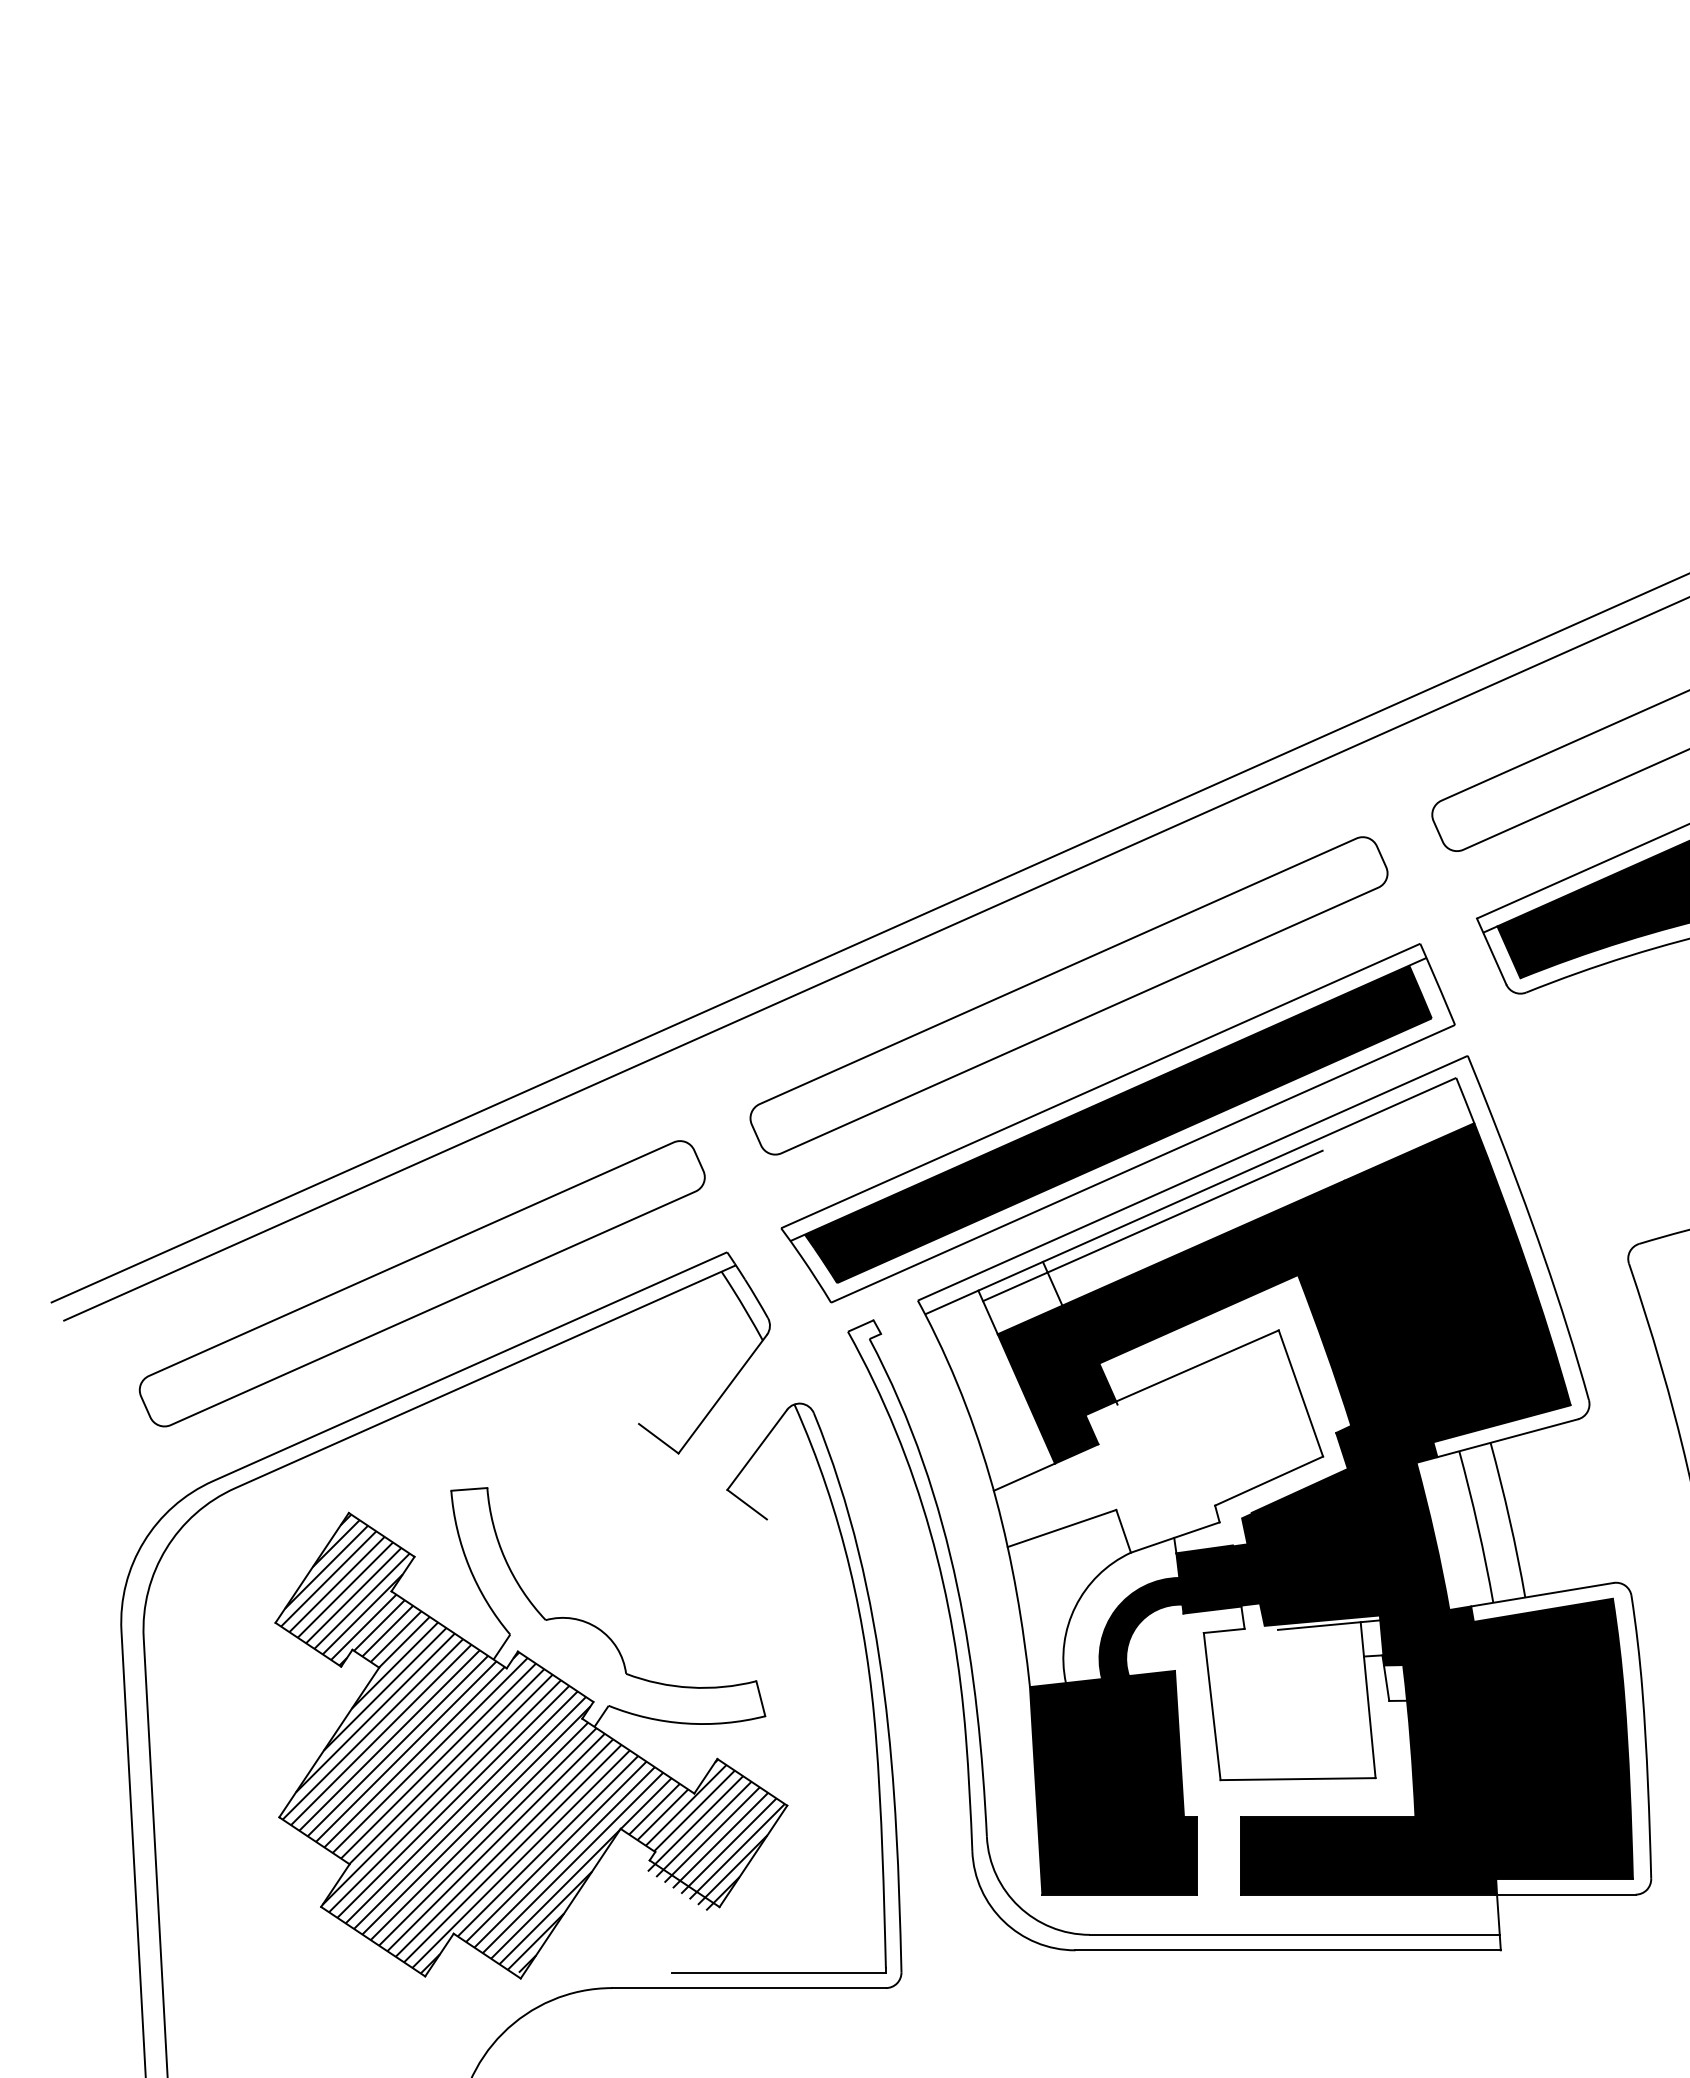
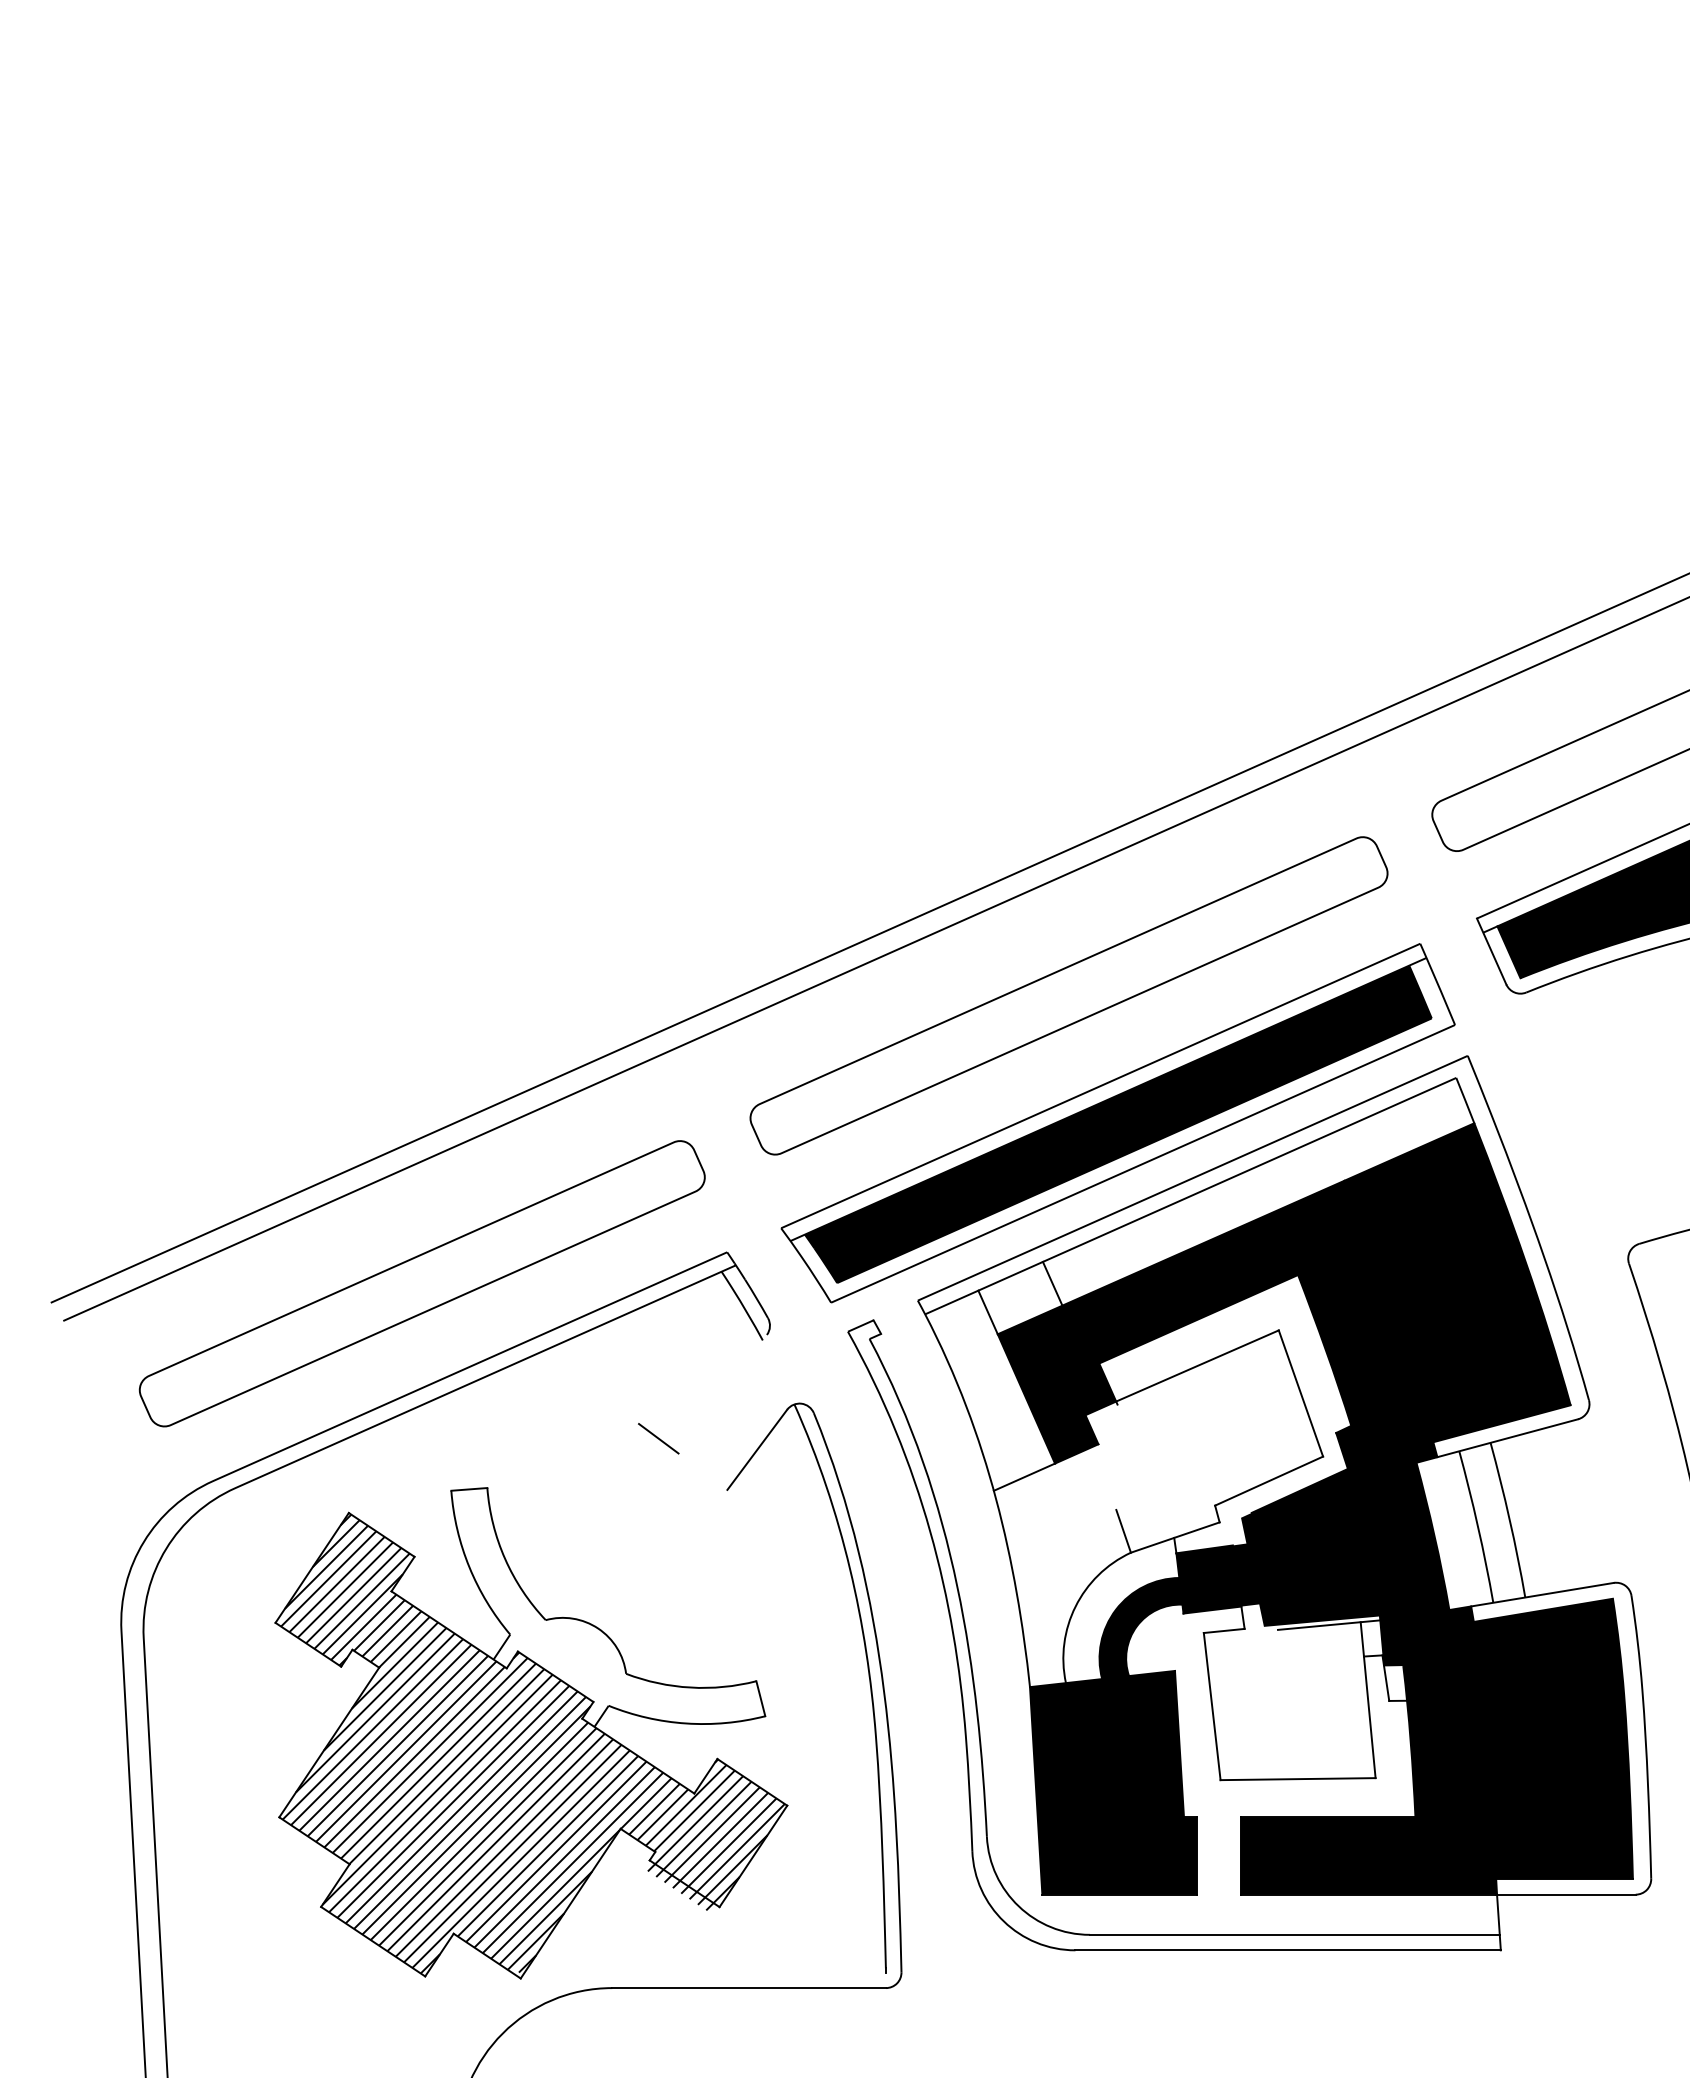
line: present -> none (1152, 1225)
line: present -> none (722, 1393)
line: present -> none (746, 1504)
line: present -> none (1061, 1528)
line: present -> none (778, 1972)
